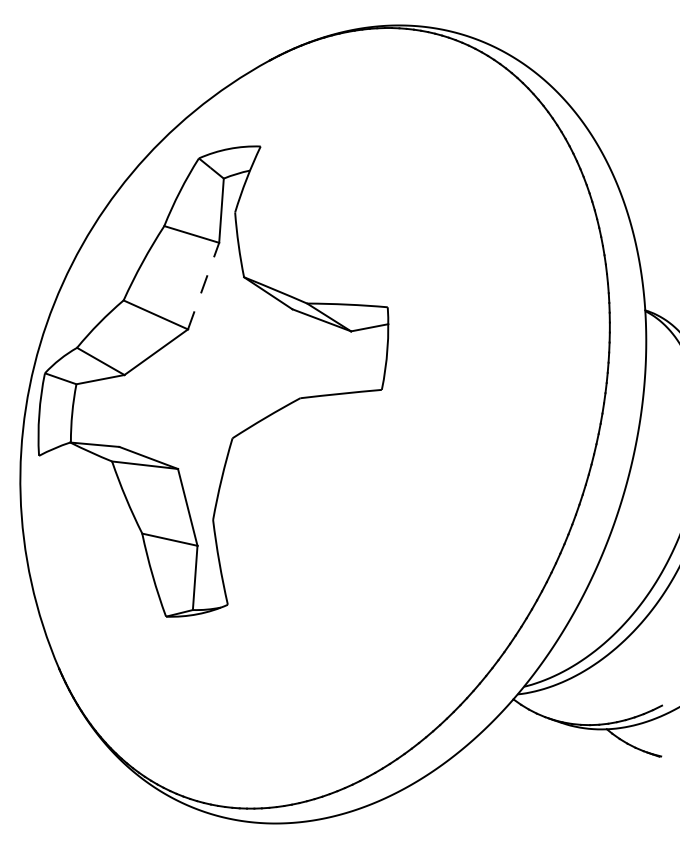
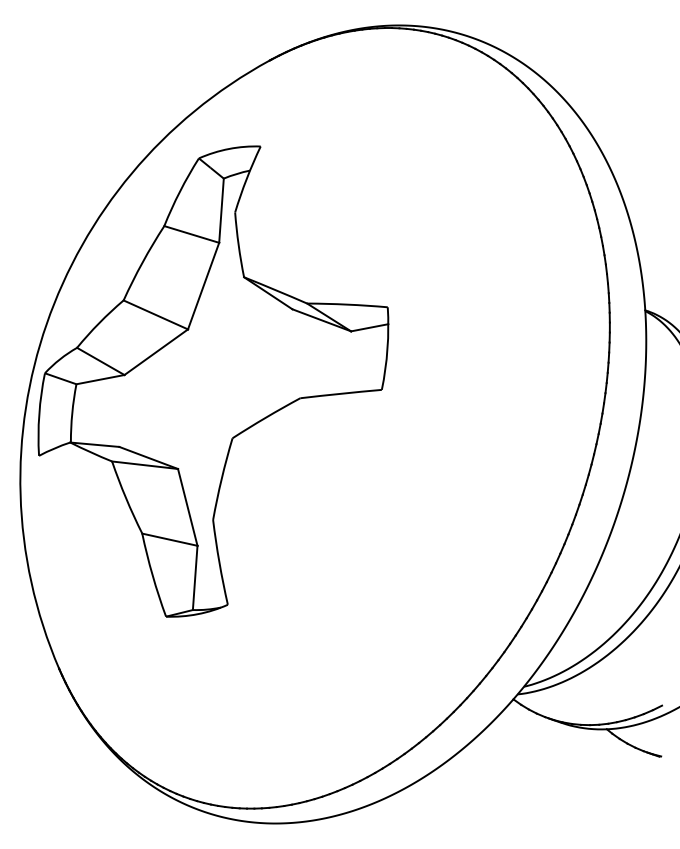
line: dashed -> solid (203, 285)
